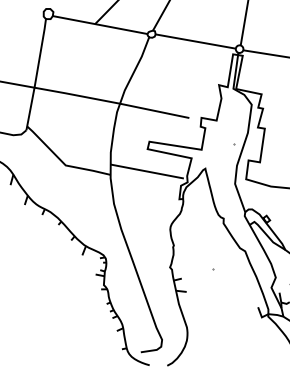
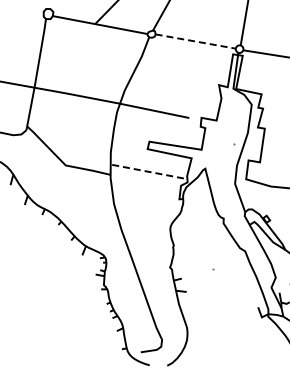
line: solid -> dashed (195, 41)
line: solid -> dashed (146, 171)
